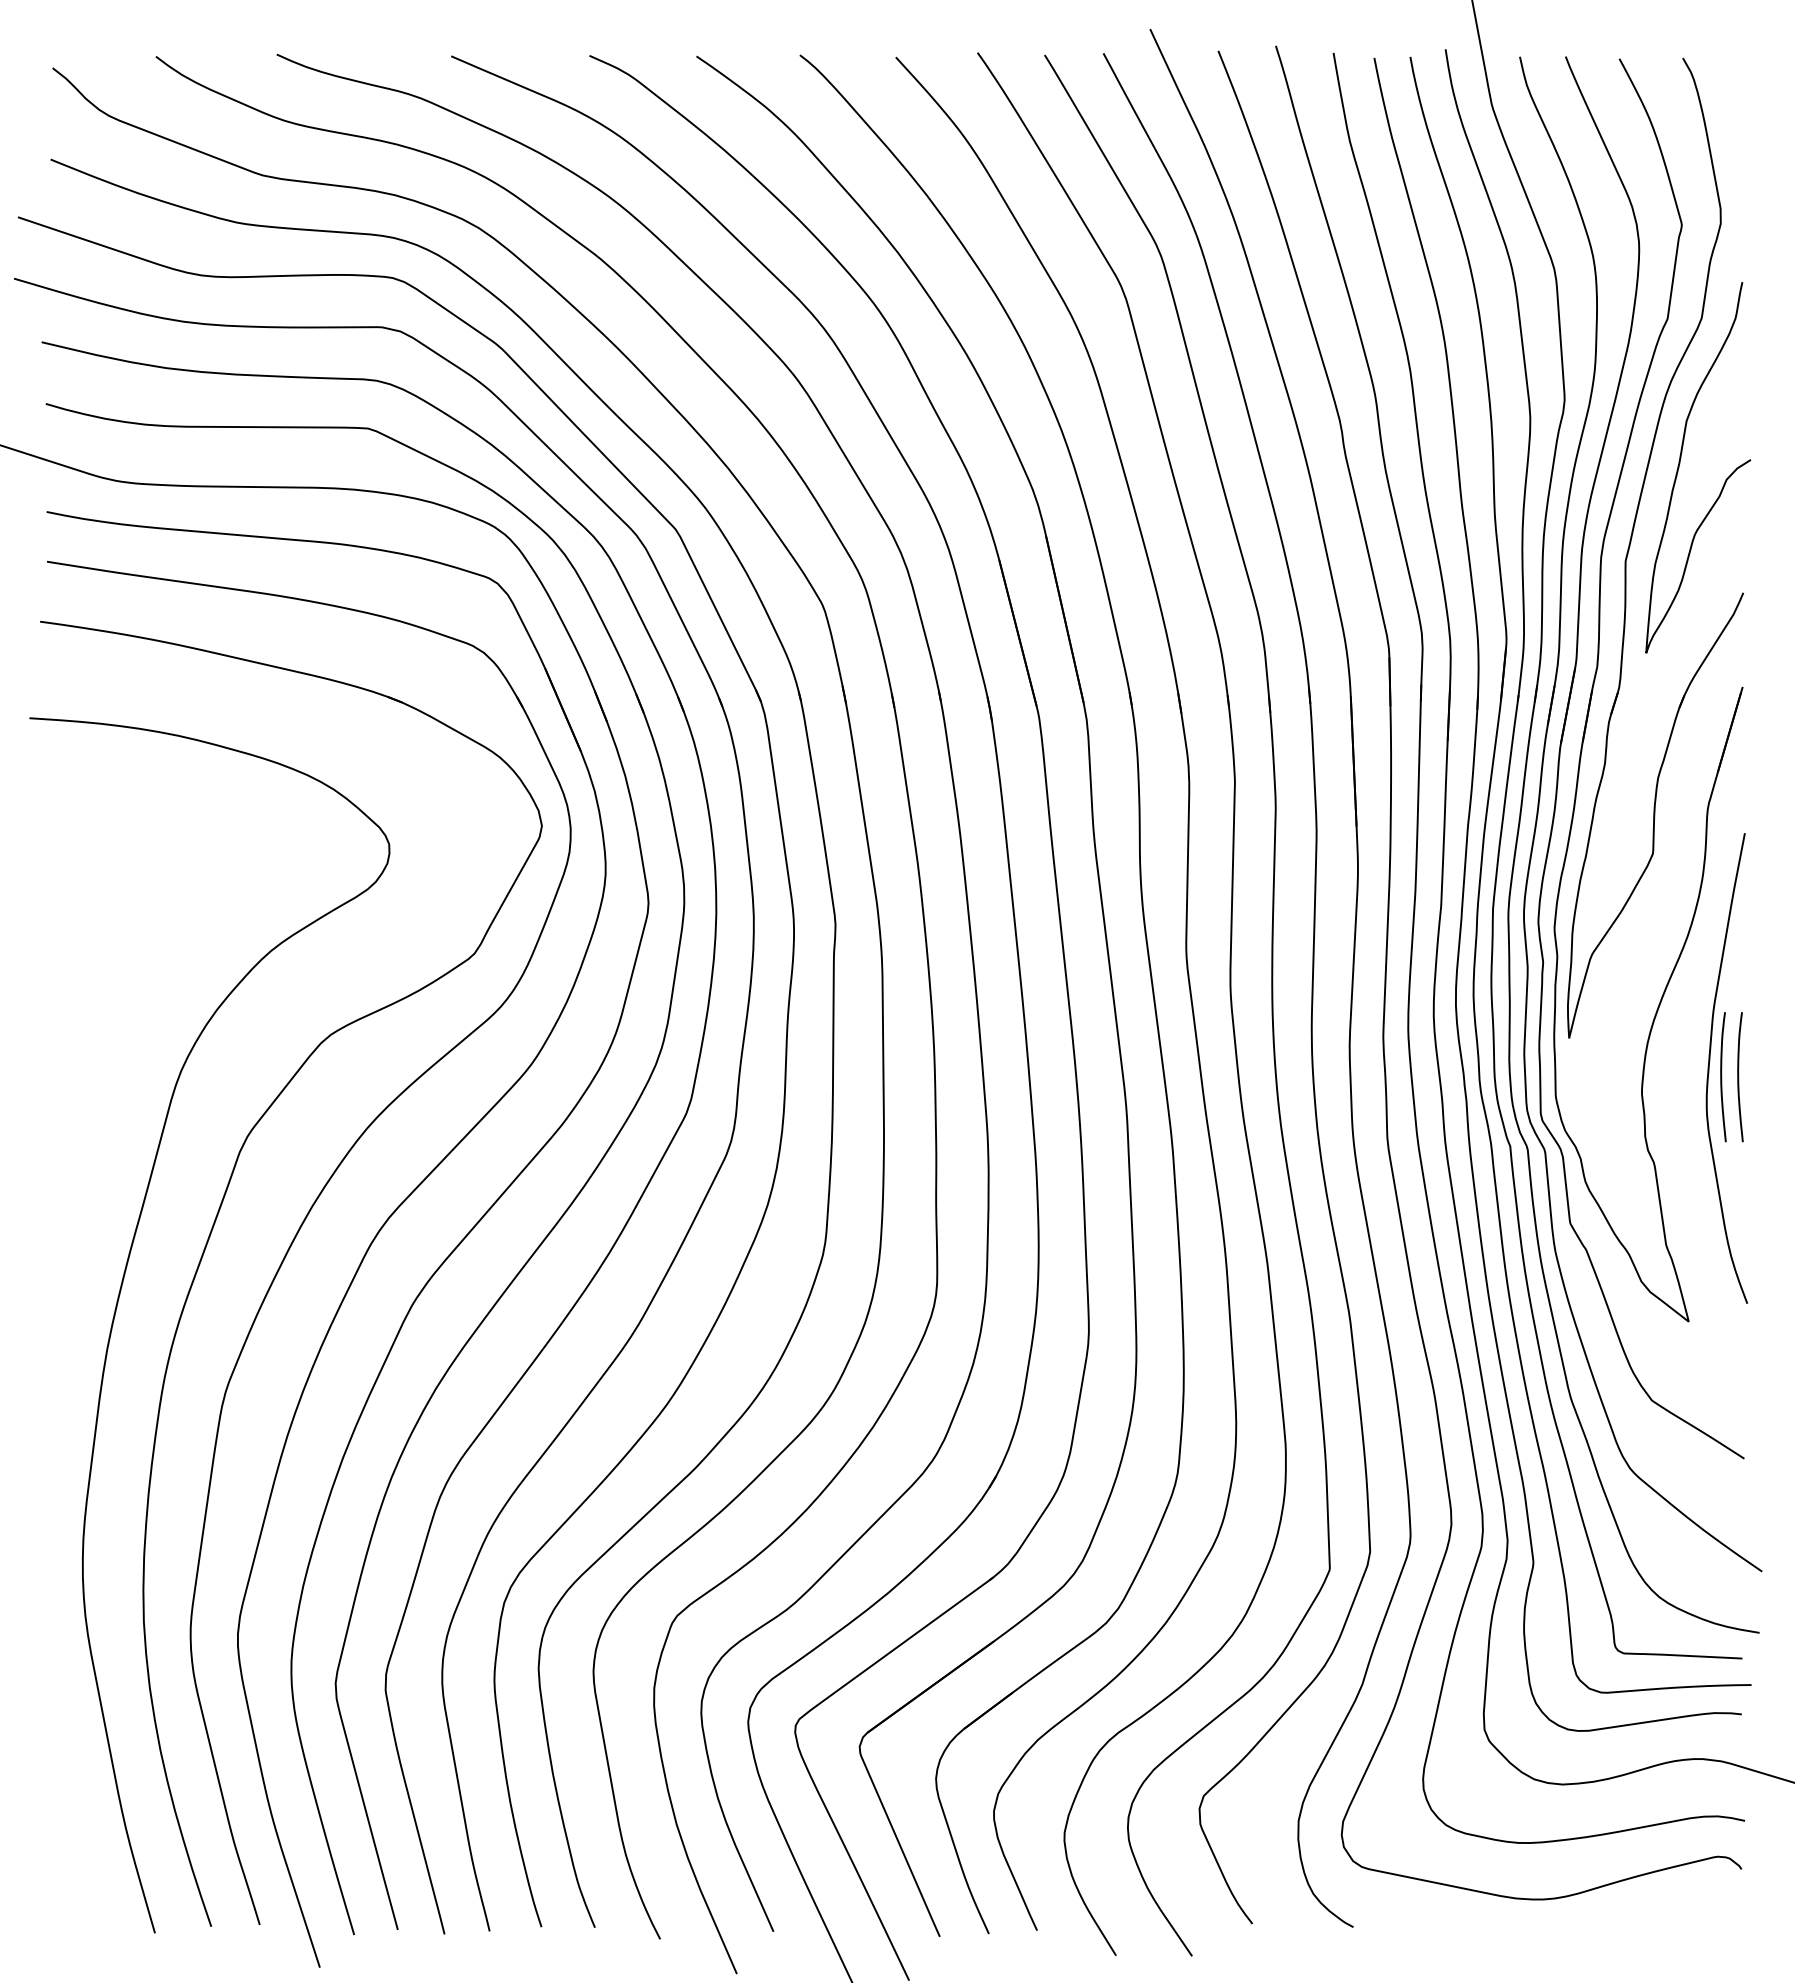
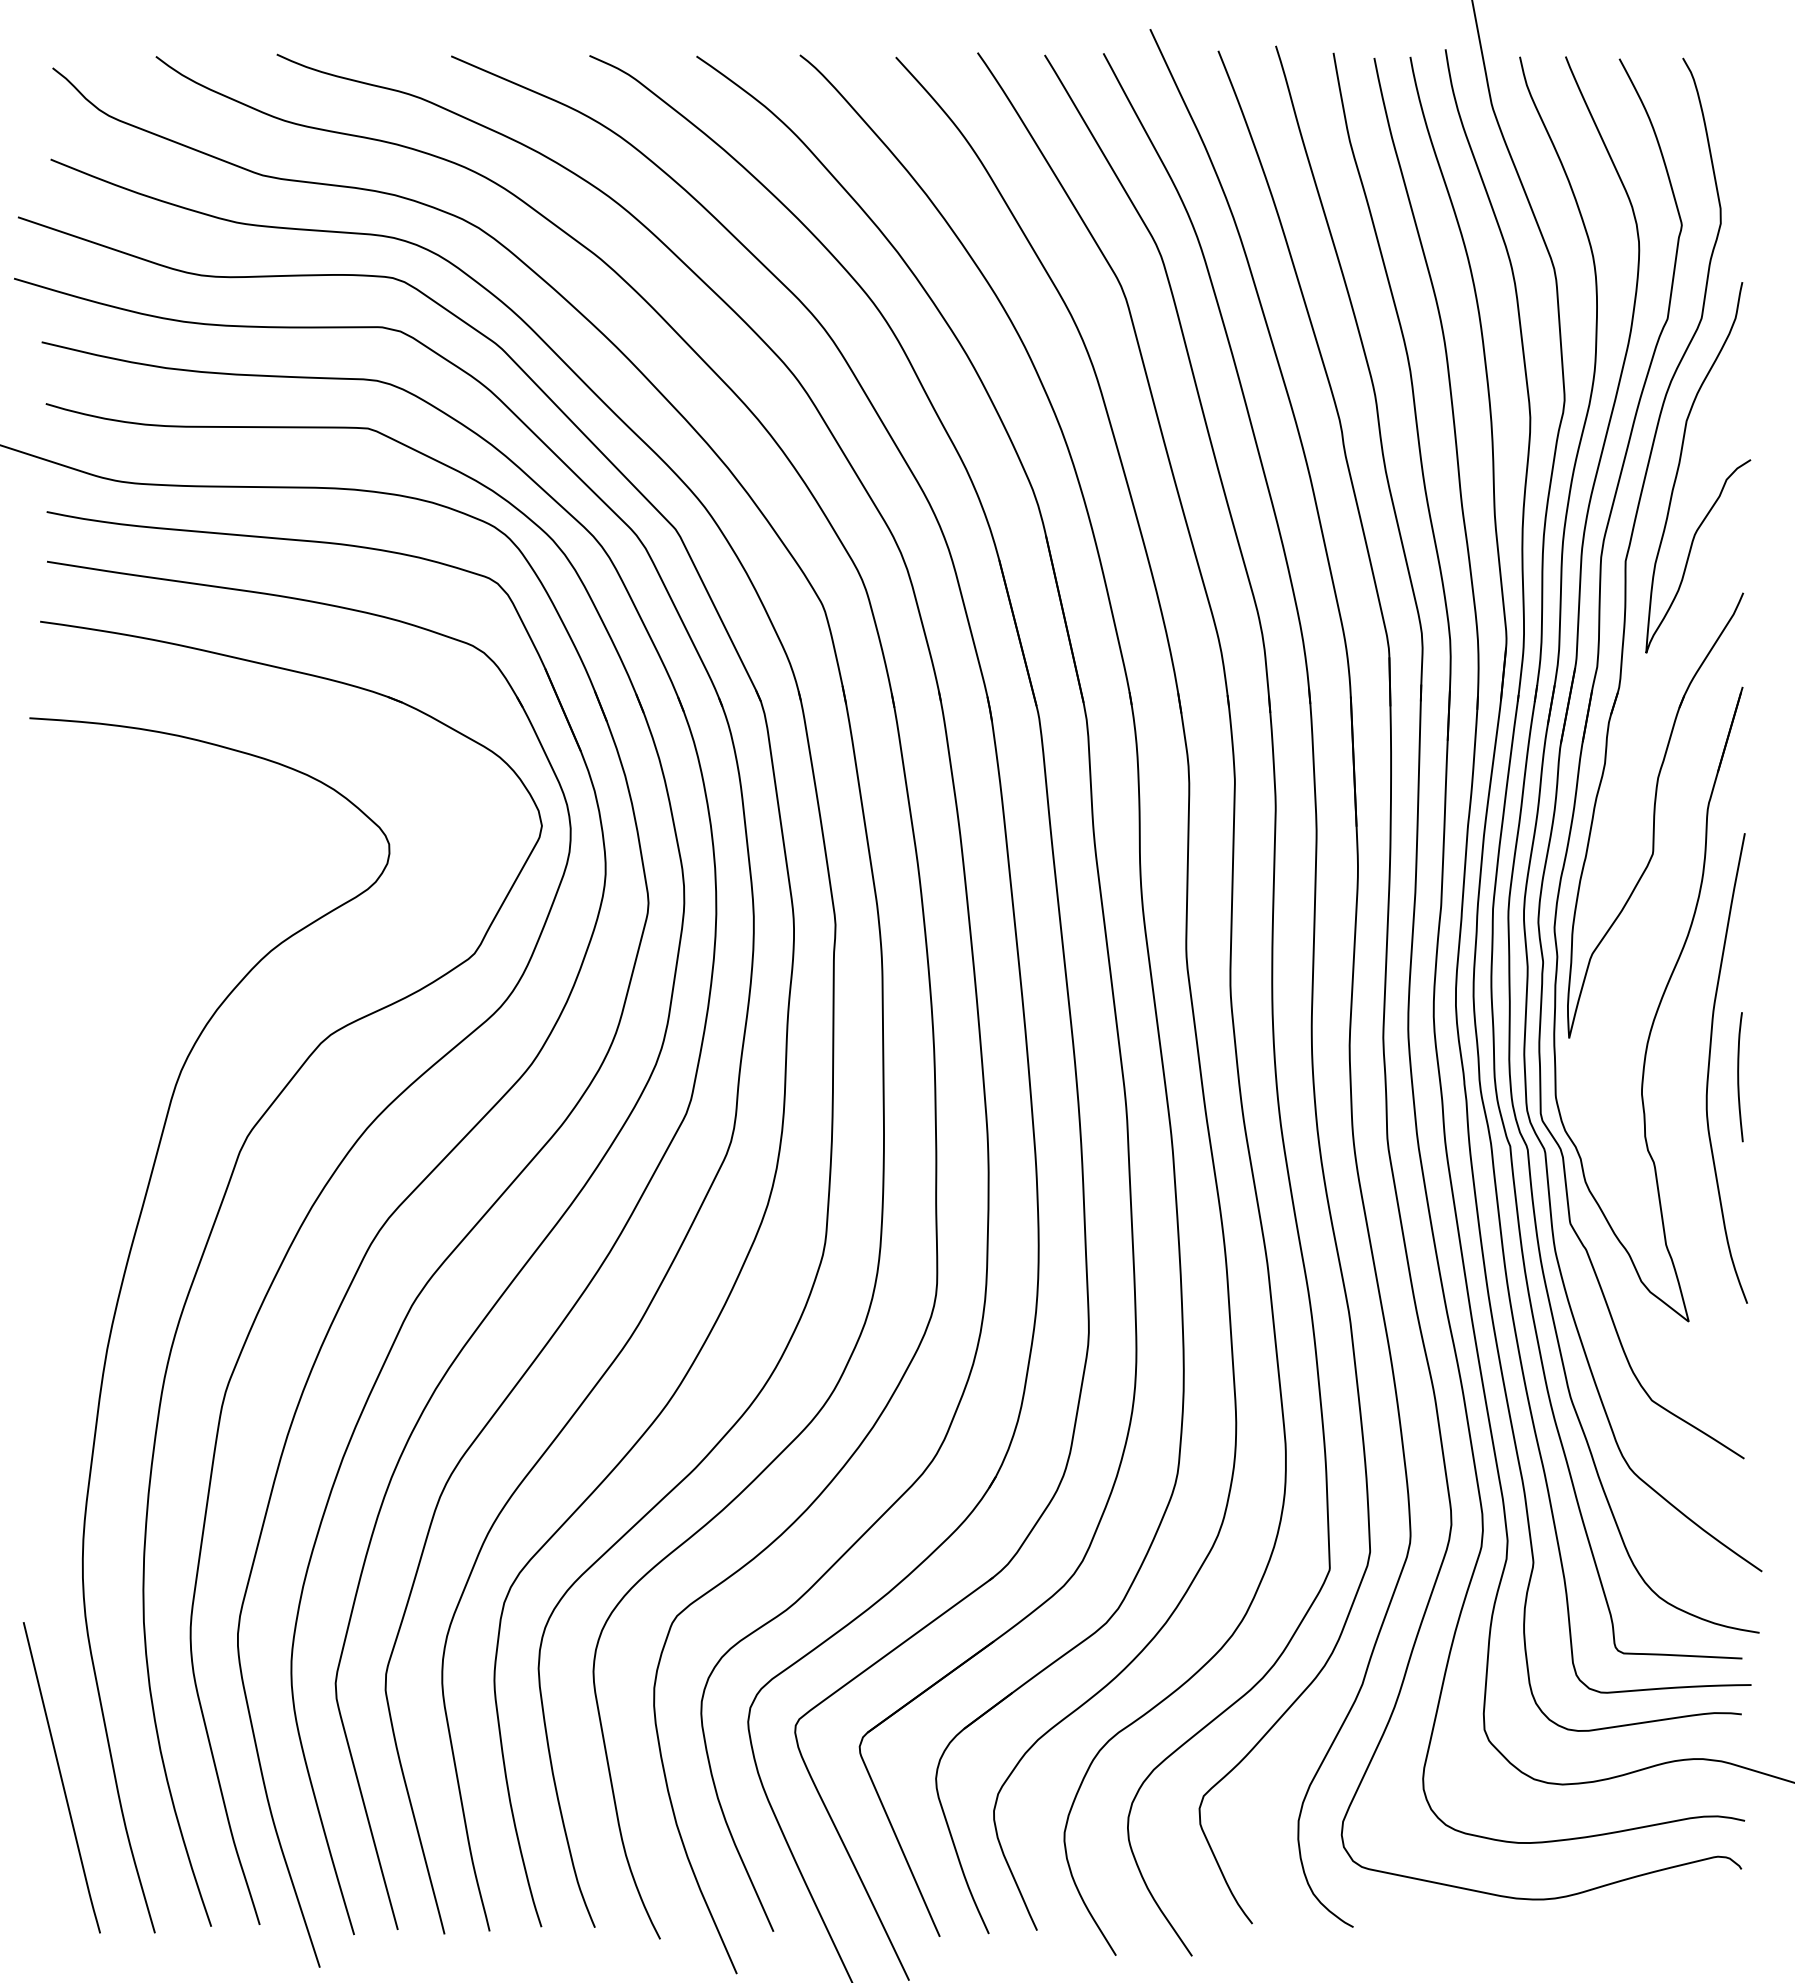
curve: present -> none (1722, 1077)
curve: none -> present (61, 1777)
